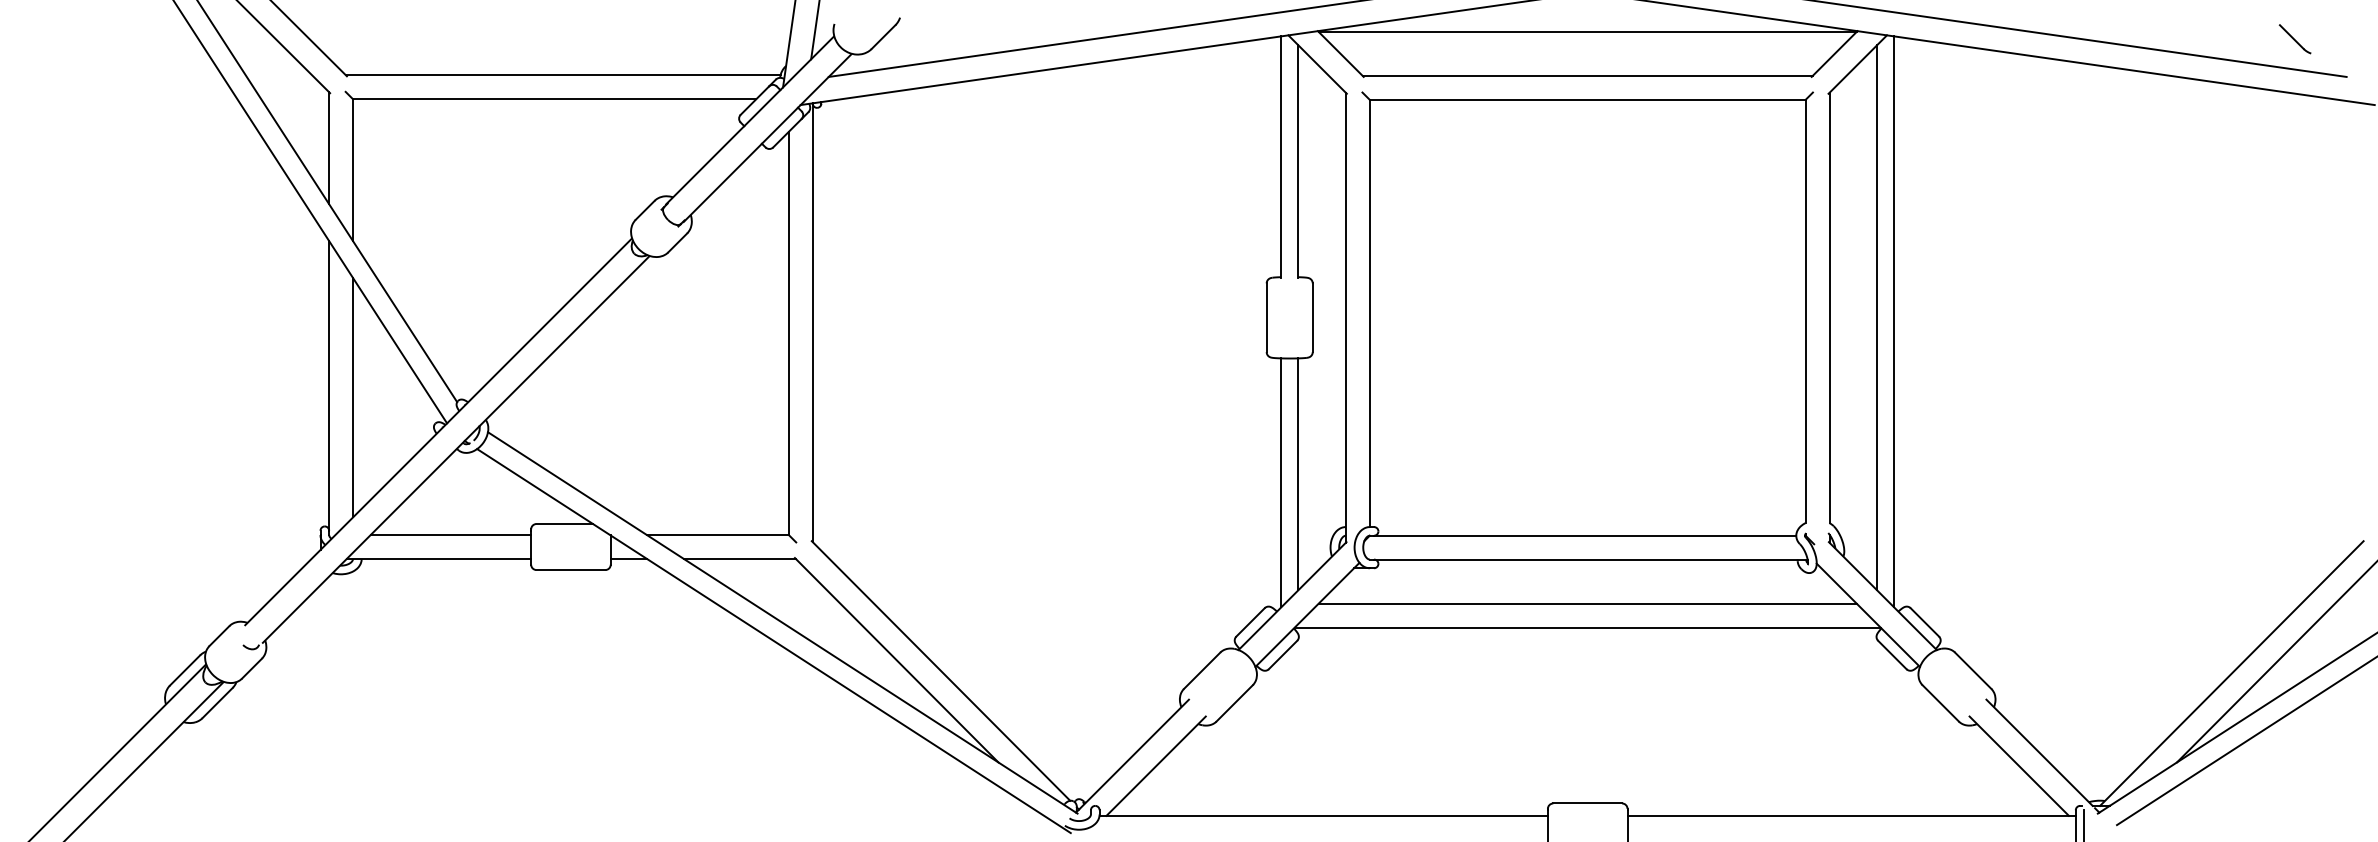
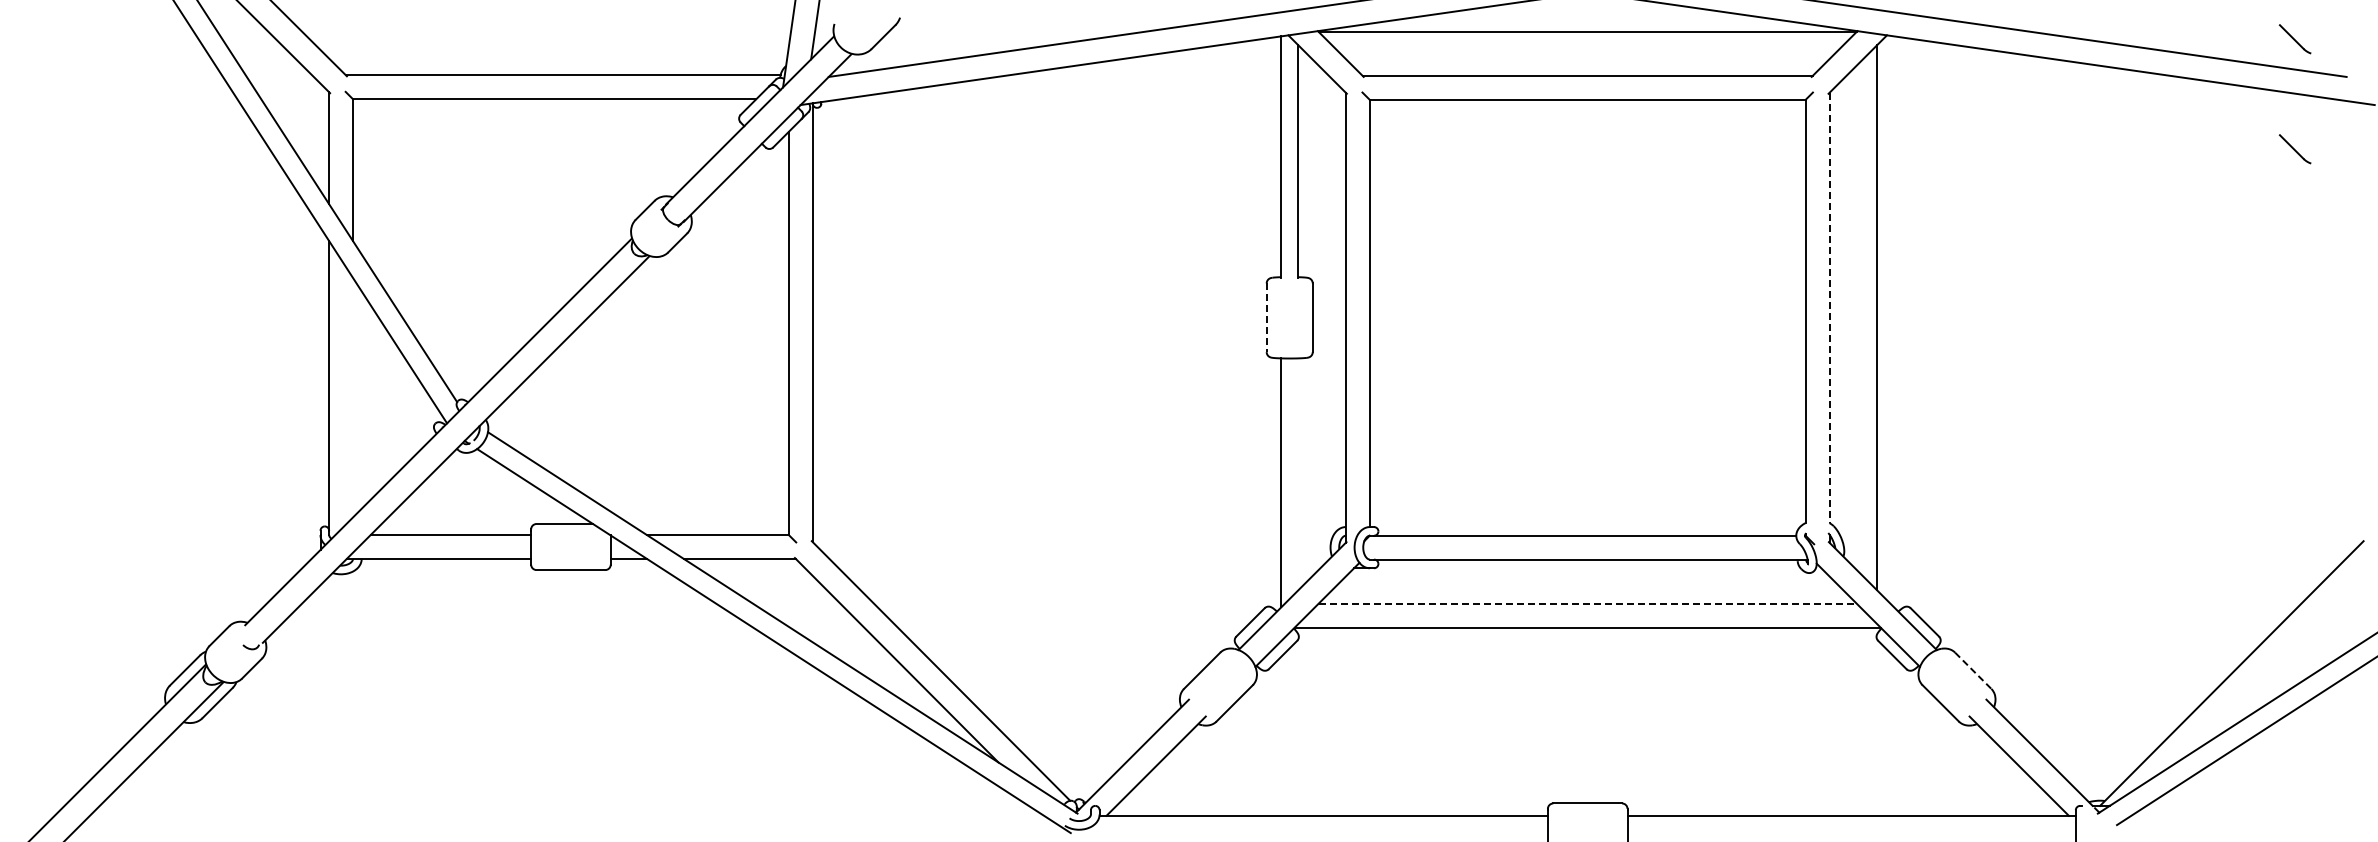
part: none -> present (2294, 149)
line: solid -> dashed (1829, 308)
line: solid -> dashed (1266, 318)
line: present -> none (1894, 321)
line: present -> none (353, 397)
line: present -> none (1298, 474)
line: solid -> dashed (1588, 603)
line: present -> none (2275, 662)
line: solid -> dashed (1973, 670)
line: present -> none (2084, 824)
